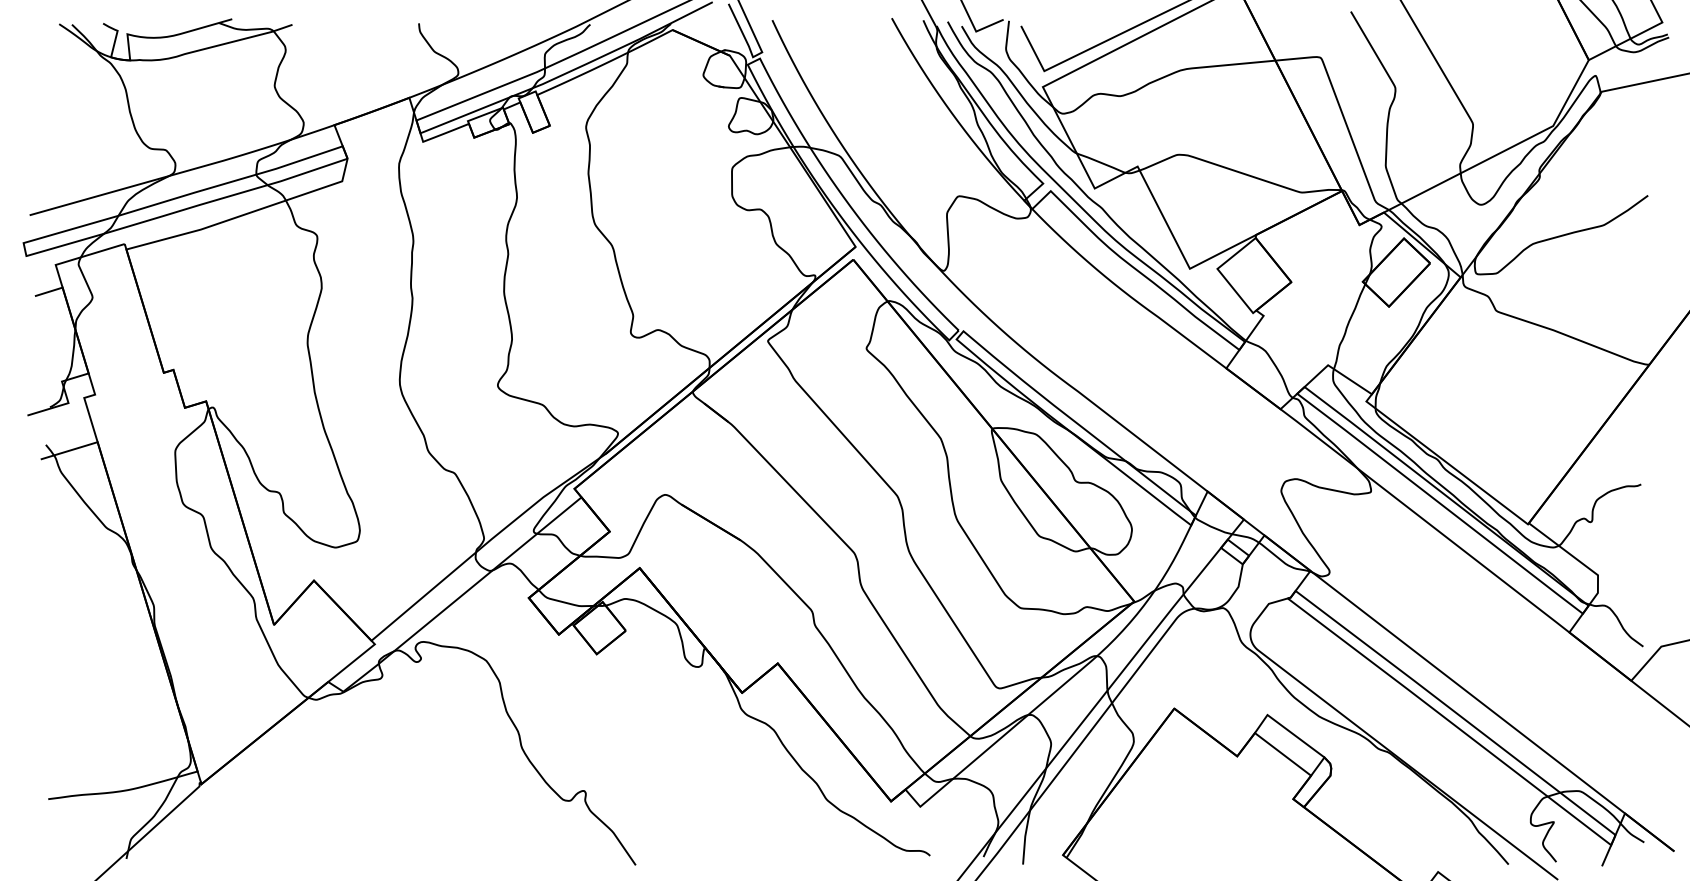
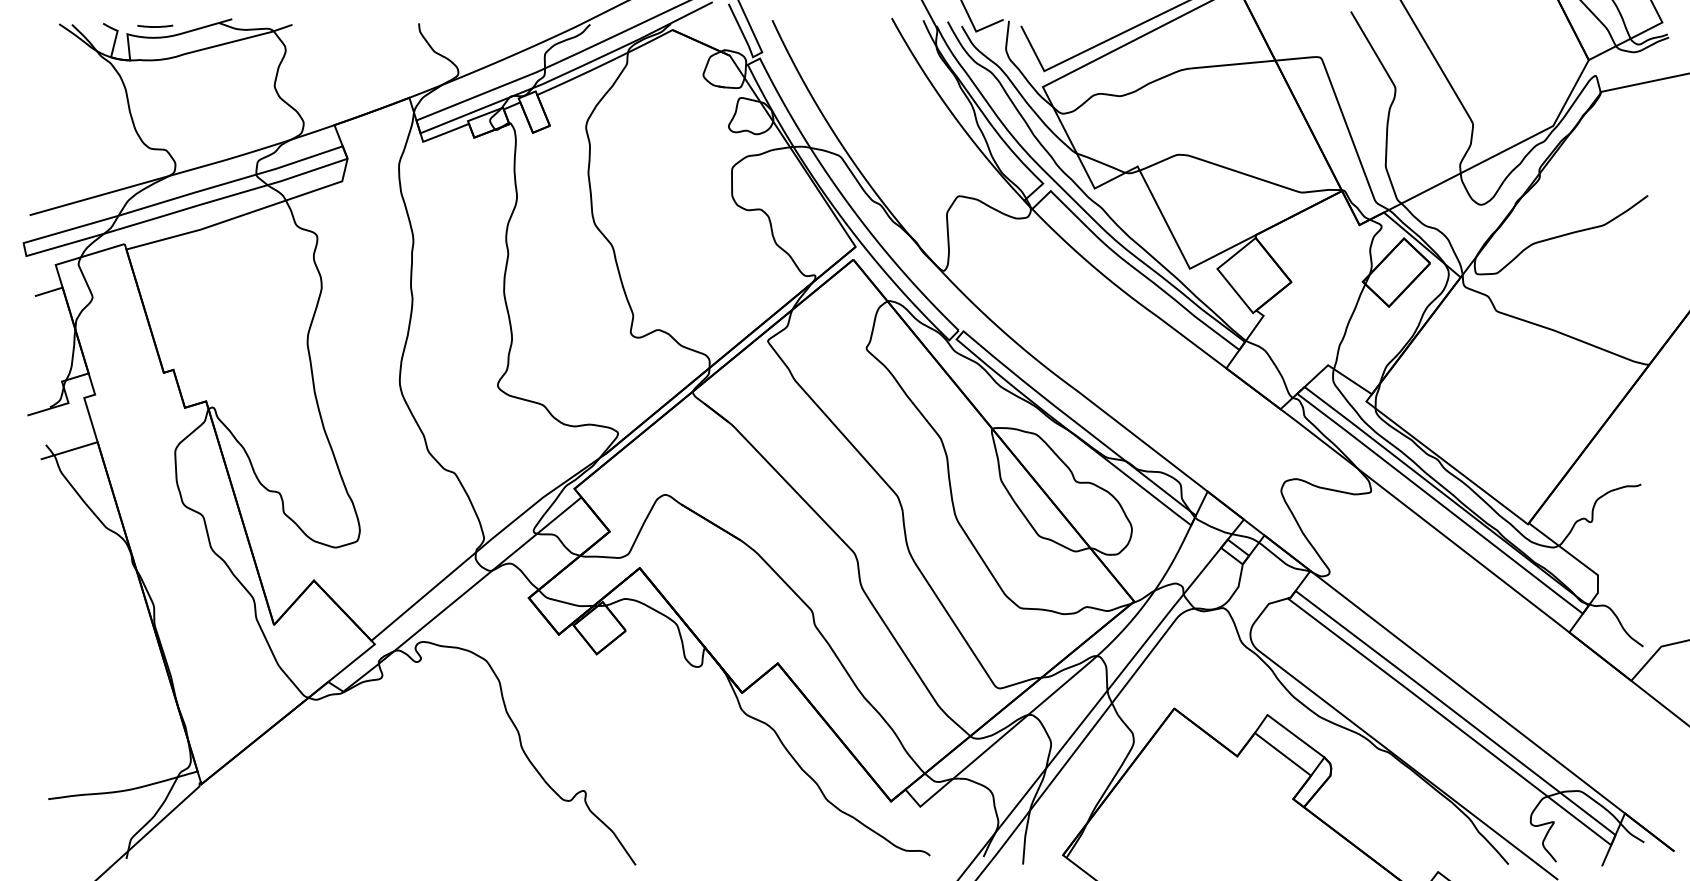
line: none -> present (155, 26)
